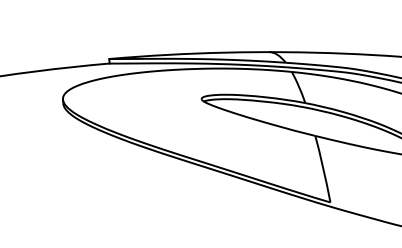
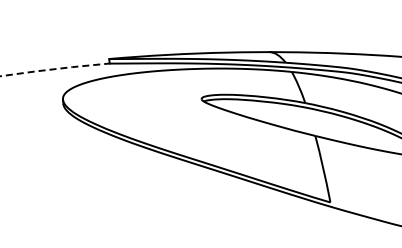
arc: solid -> dashed (55, 69)
